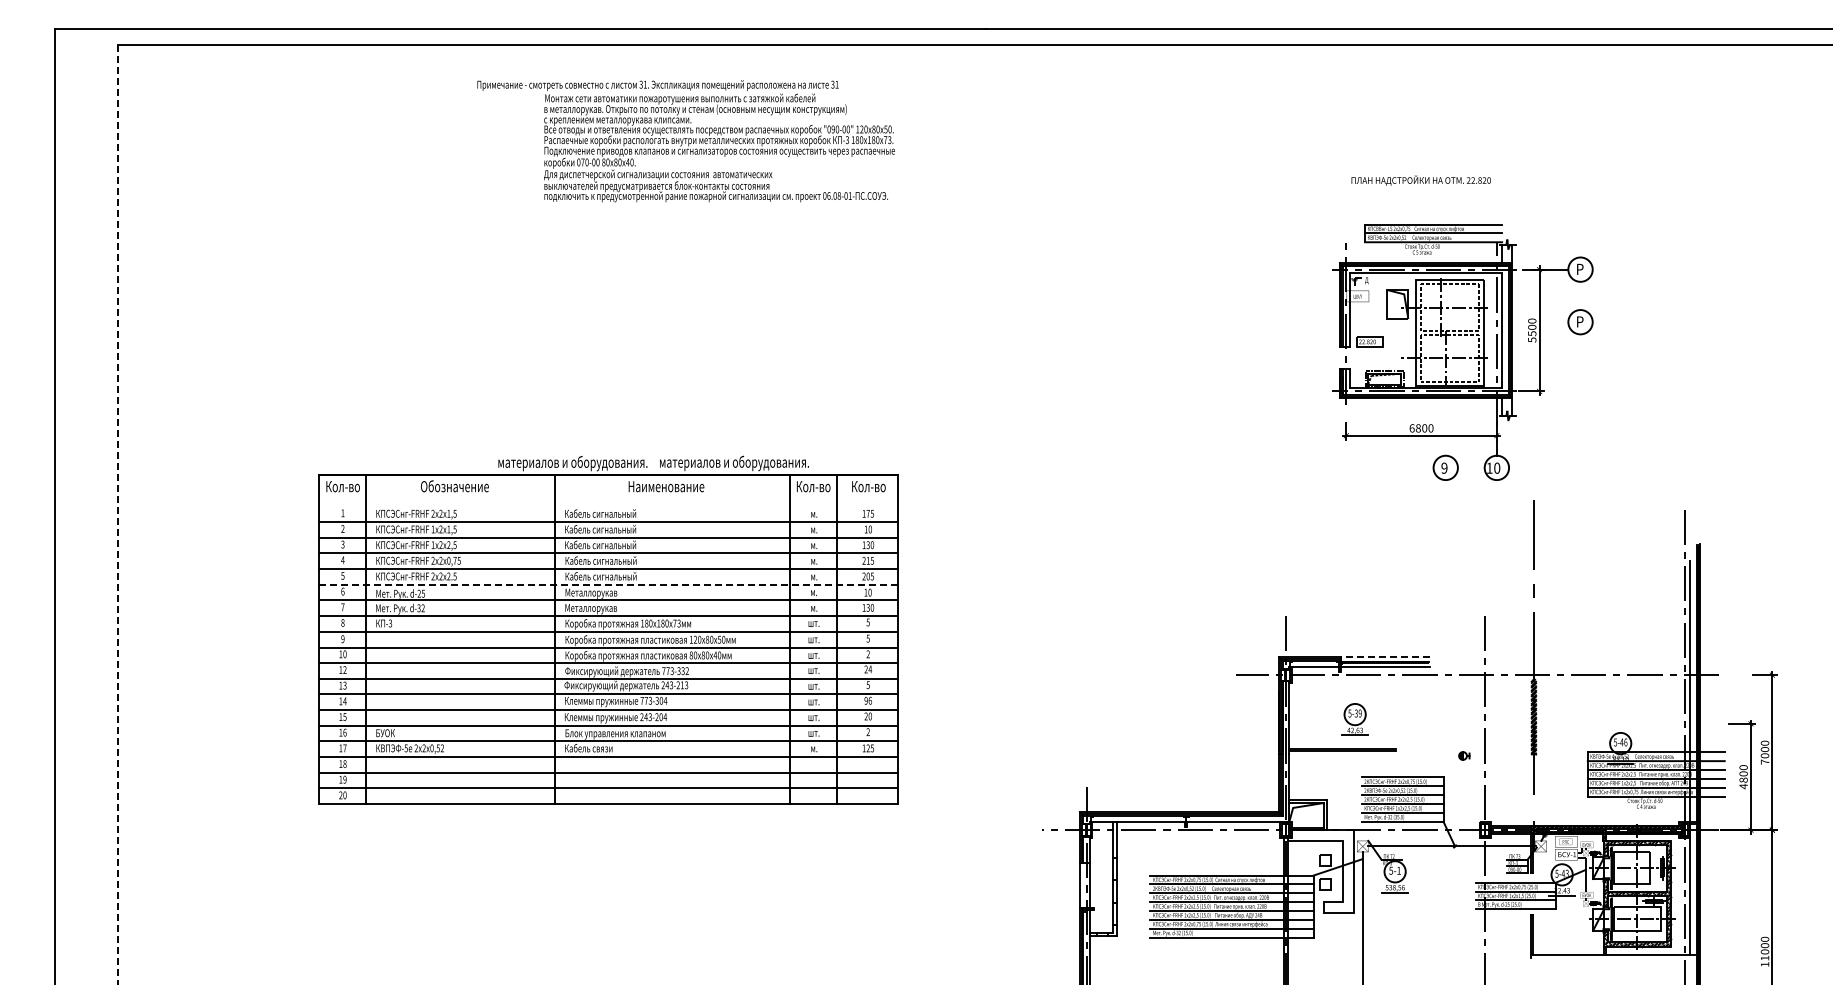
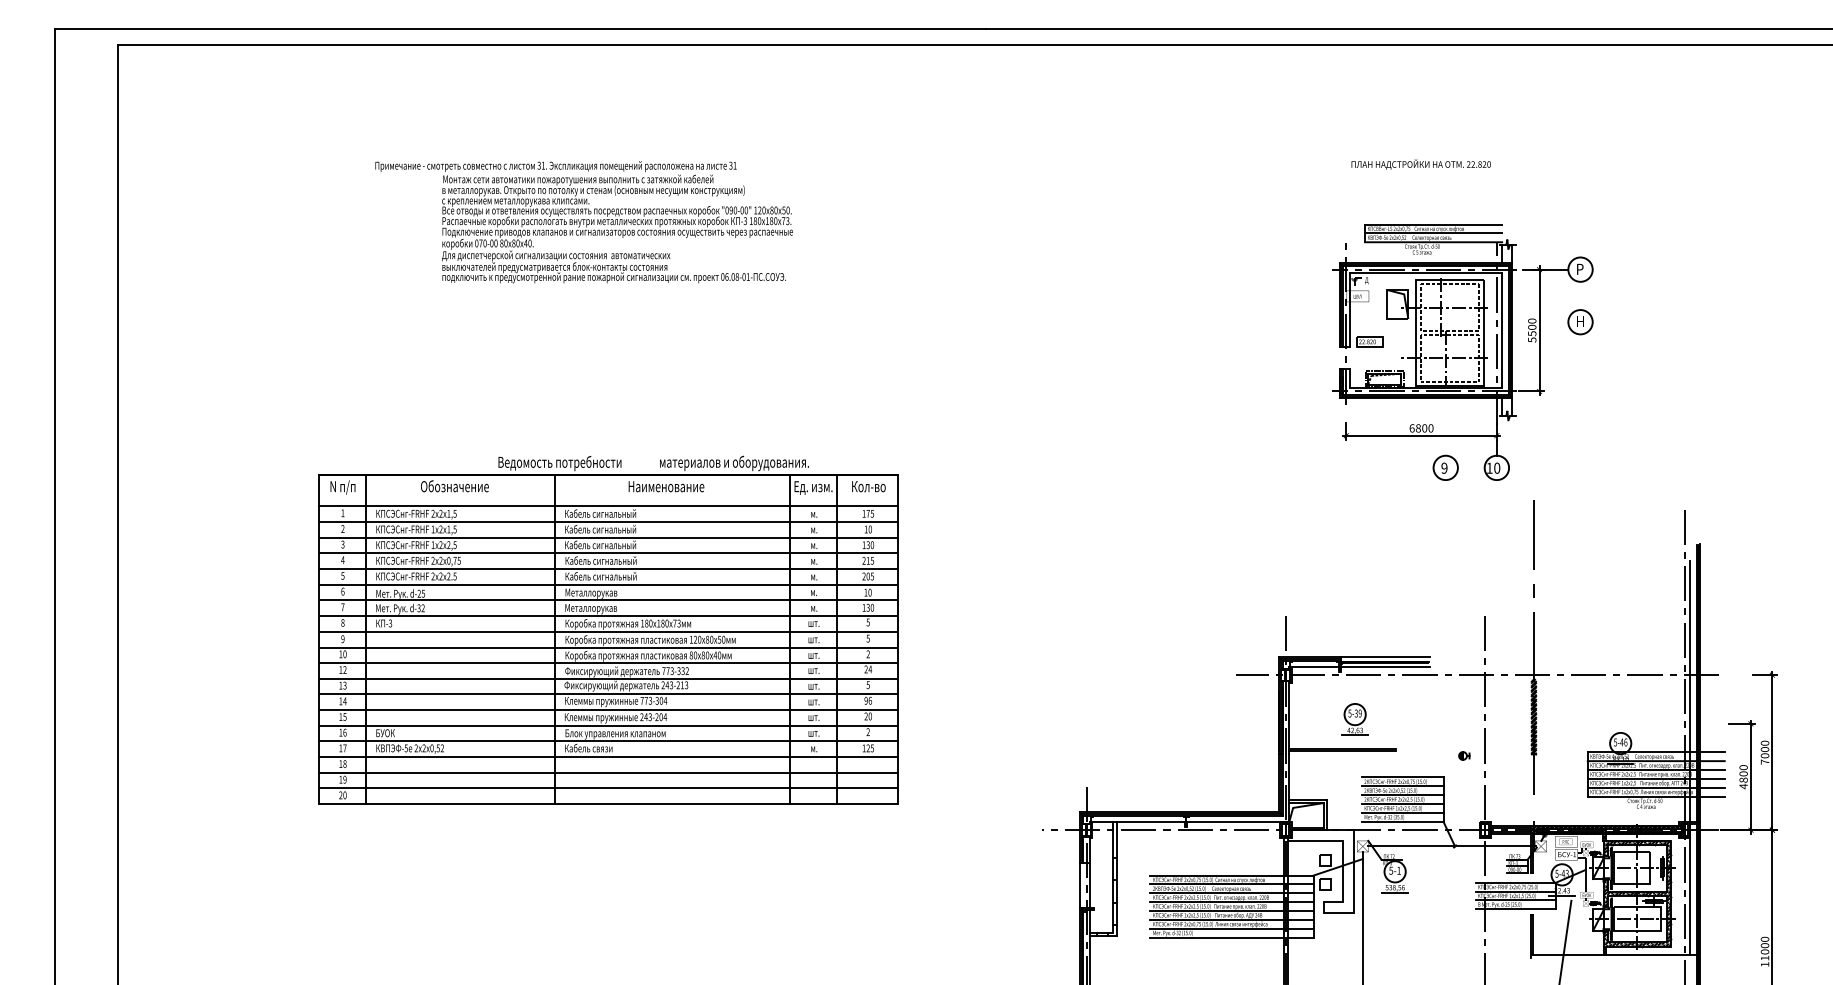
text position: (685, 141) -> (583, 222) (583, 222)
text position: (1420, 180) -> (1420, 164) (1420, 164)
text: Р -> H (1580, 321)
text: материалов и оборудования. -> Ведомость потребности (572, 463)
text: Кол-во -> N п/п (342, 487)
text: Кол-во -> Ед. изм. (813, 487)
line: none -> present (608, 506)
line: dashed -> solid (117, 515)
line: dashed -> solid (608, 584)
line: dashed -> solid (1385, 657)
line: none -> present (1565, 940)
